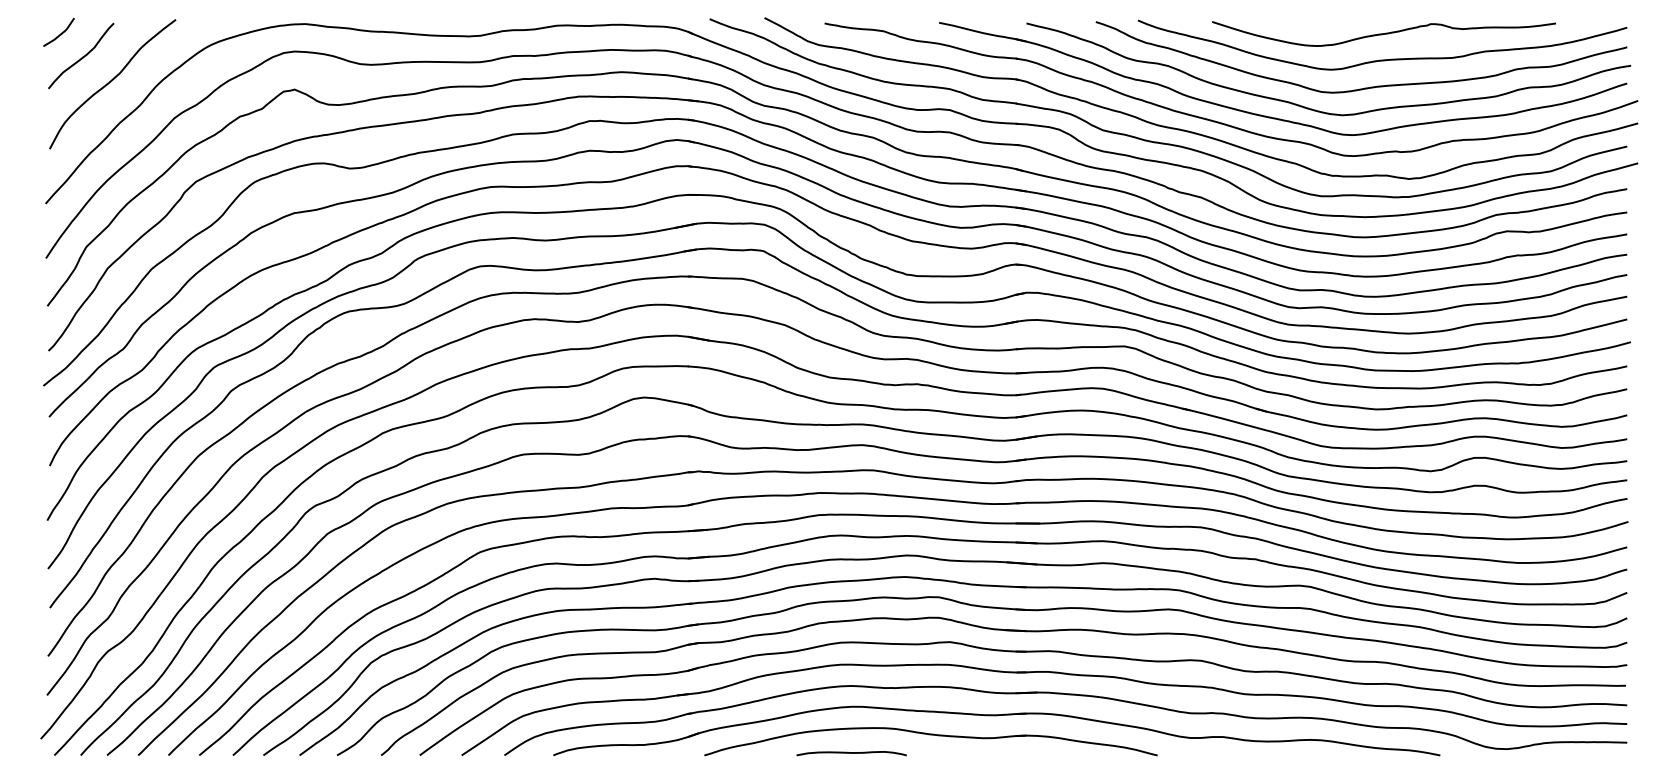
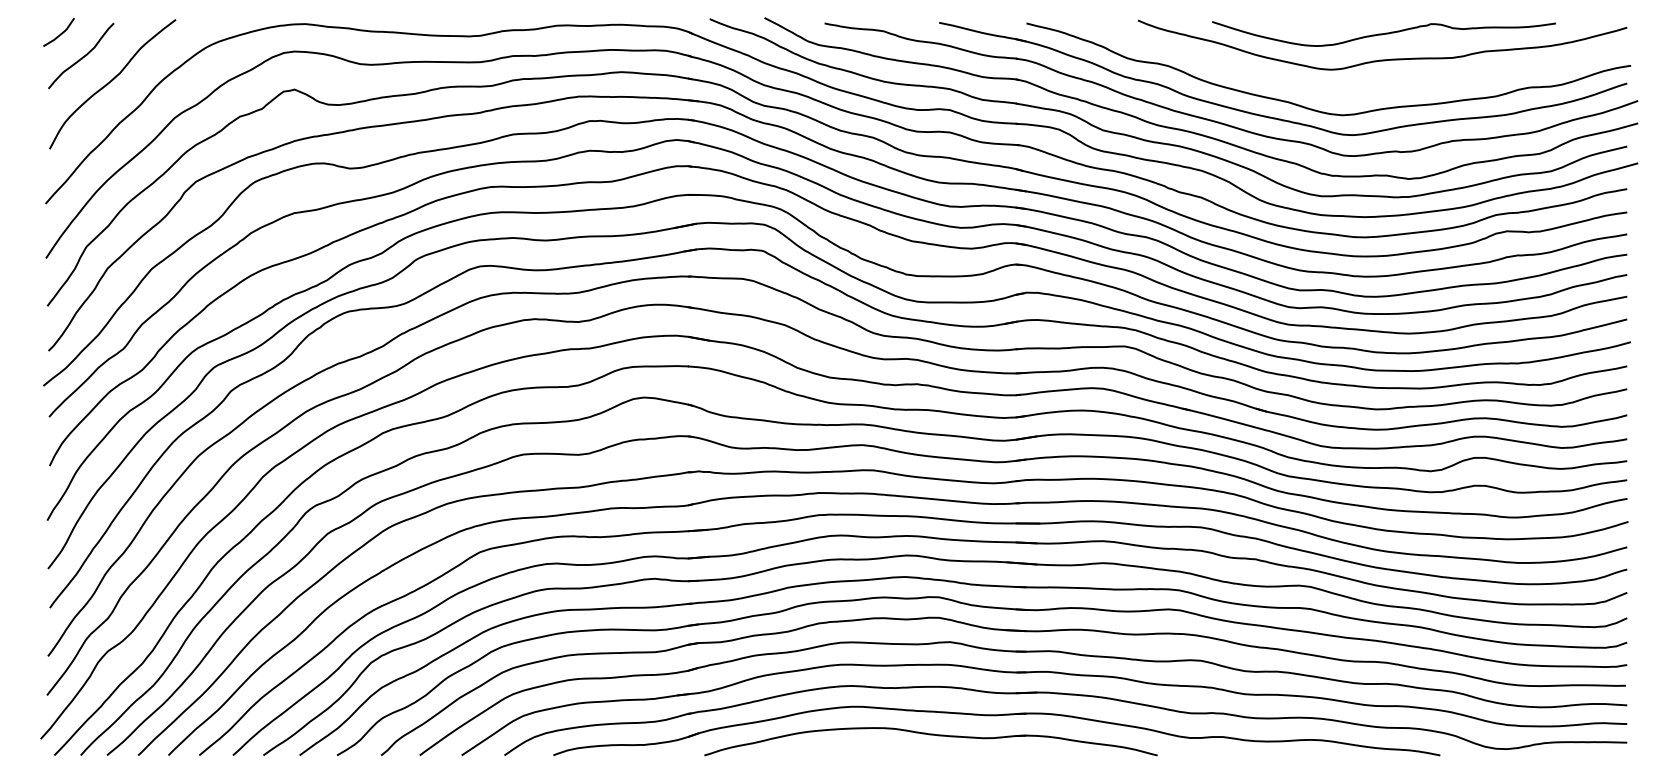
curve: present -> none (1364, 87)
curve: present -> none (851, 753)
